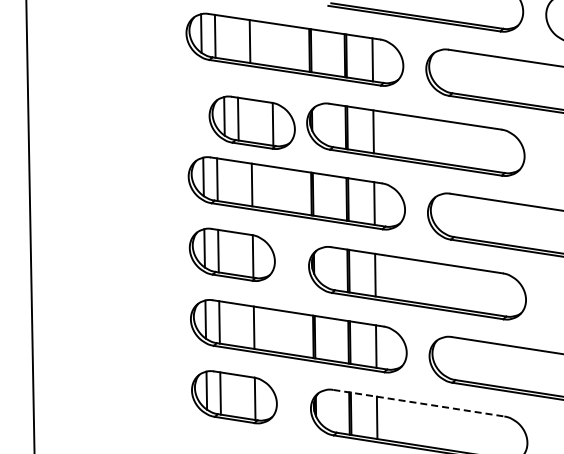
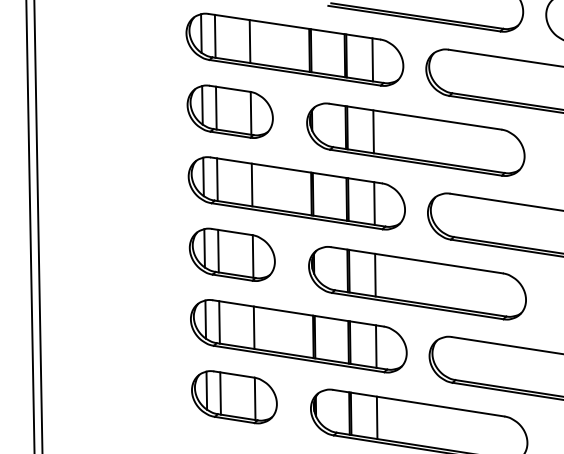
part position: (251, 122) -> (229, 111) (229, 111)
line: none -> present (38, 226)
line: dashed -> solid (418, 403)
